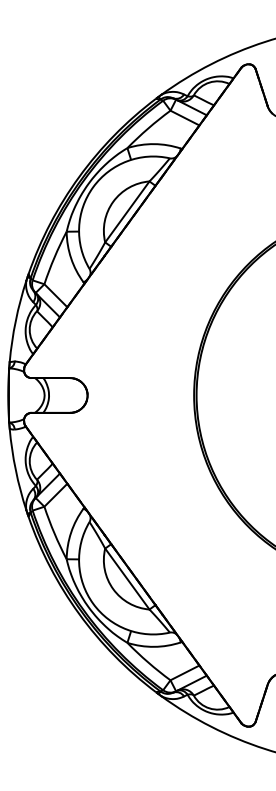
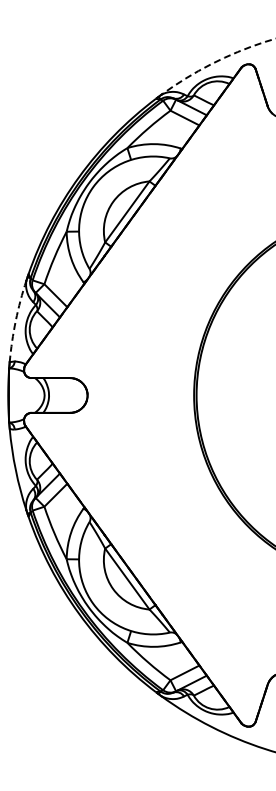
arc: solid -> dashed (215, 62)
arc: solid -> dashed (15, 320)
